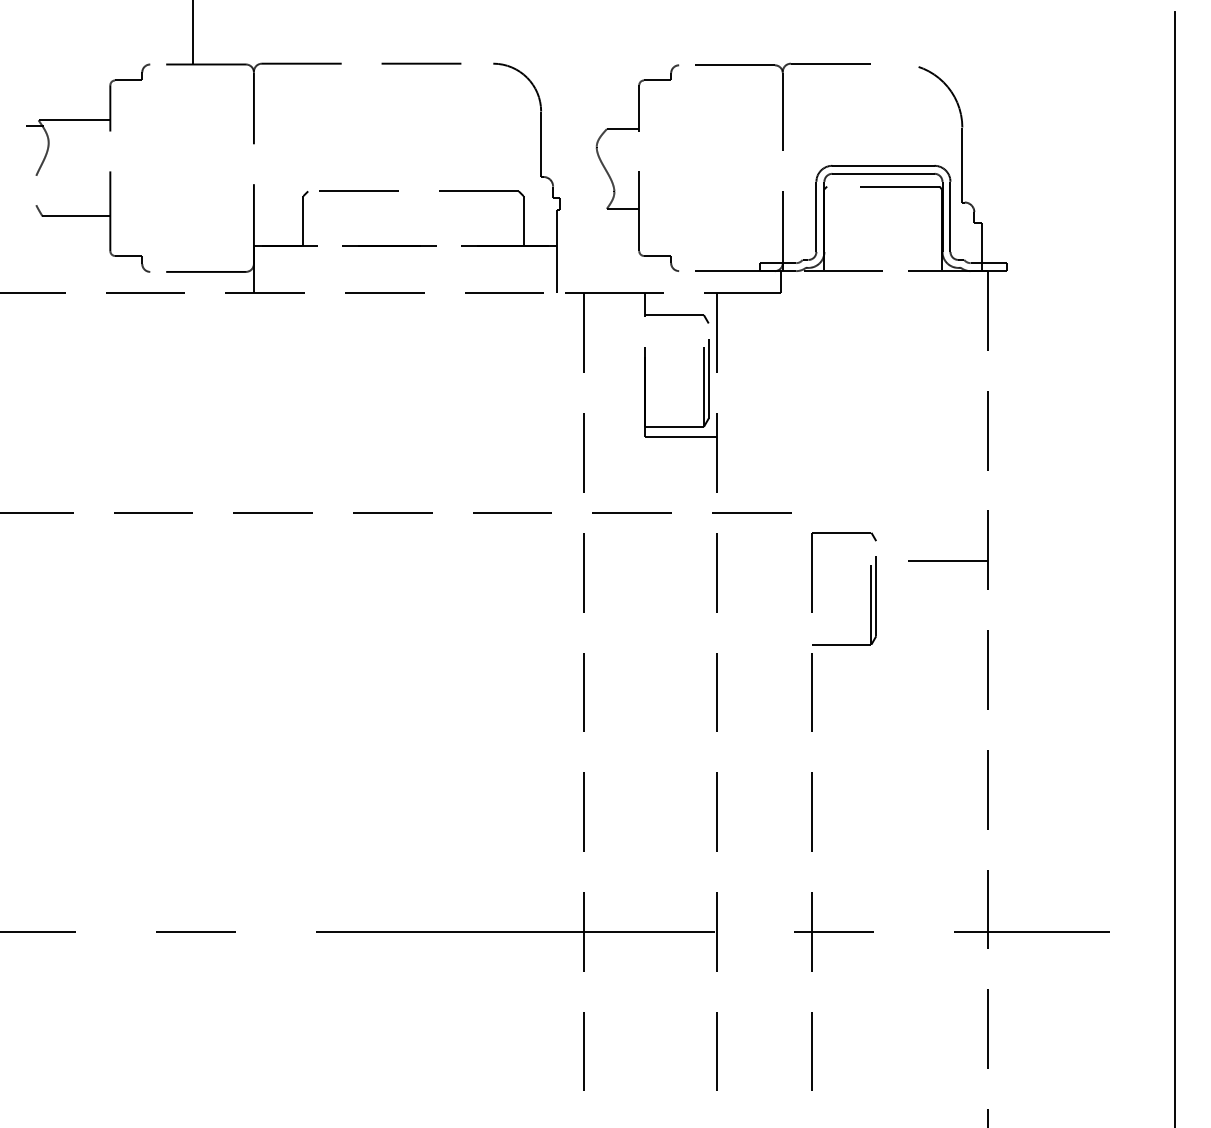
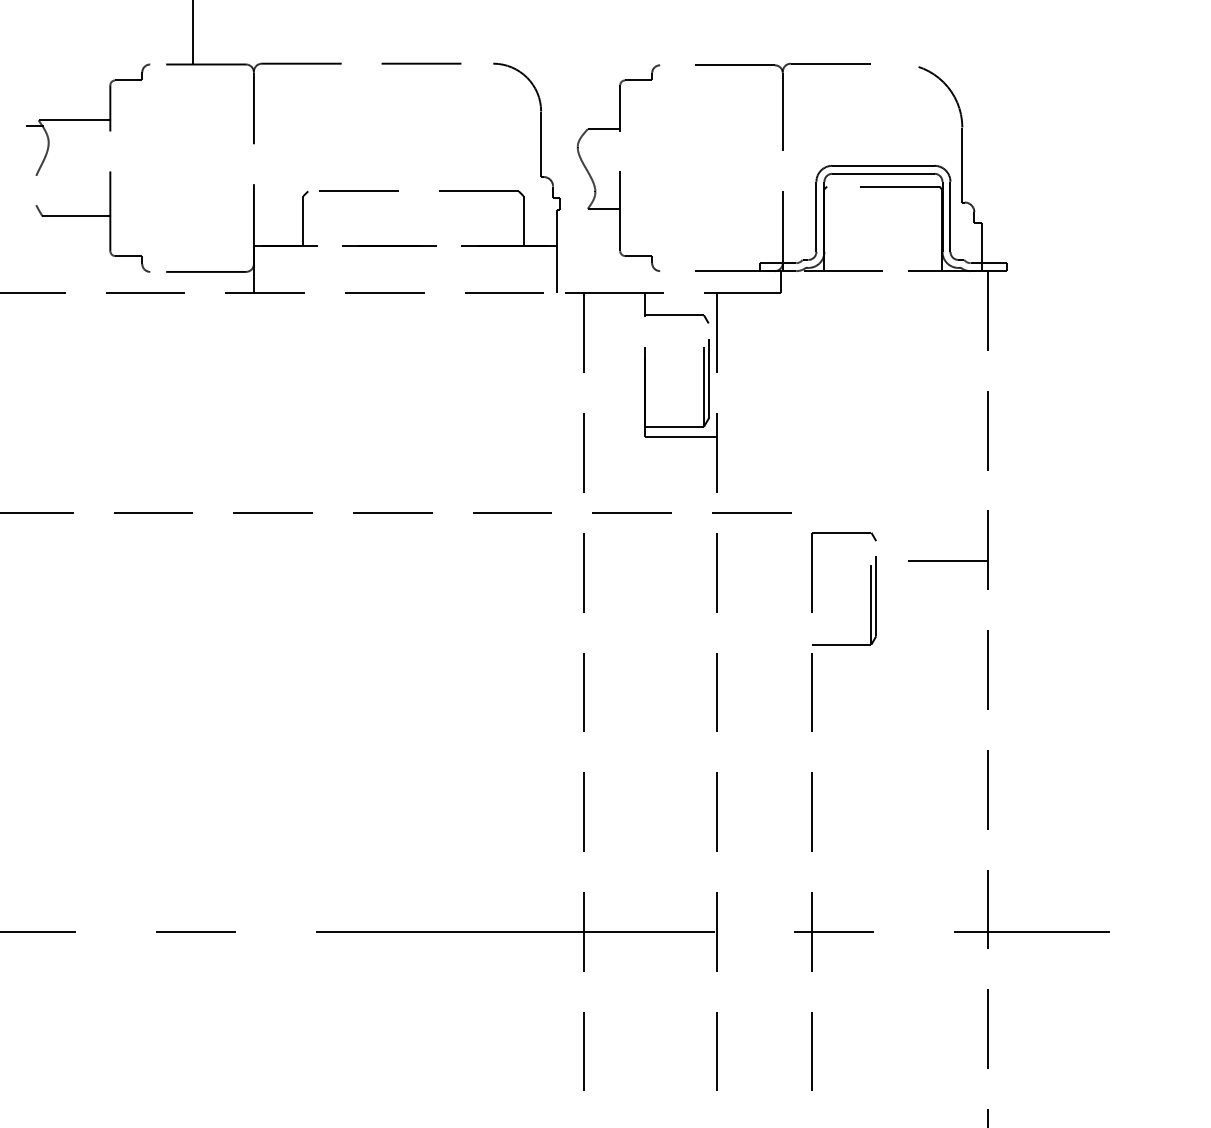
part position: (637, 167) -> (618, 167) (618, 167)
line: present -> none (1174, 567)
